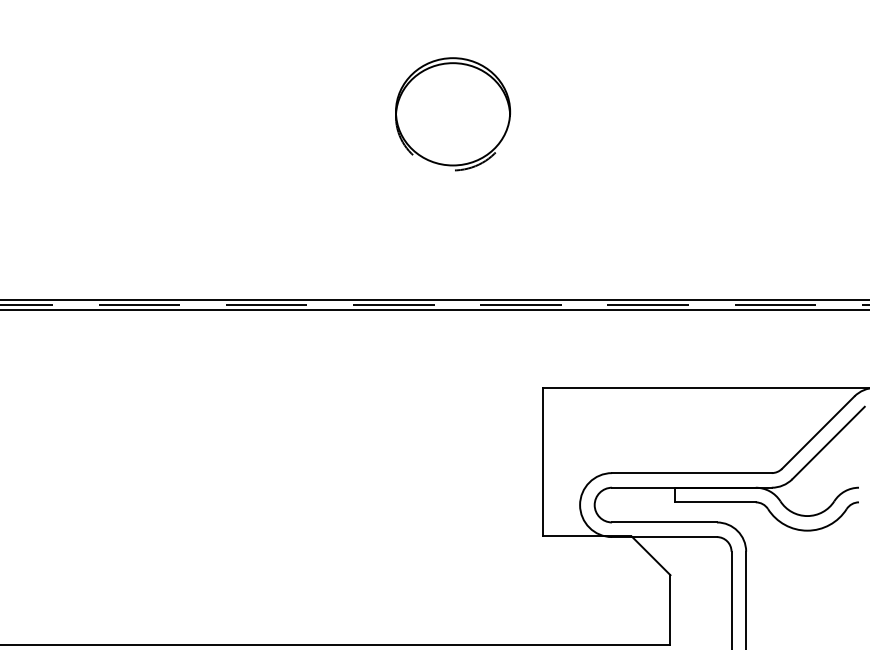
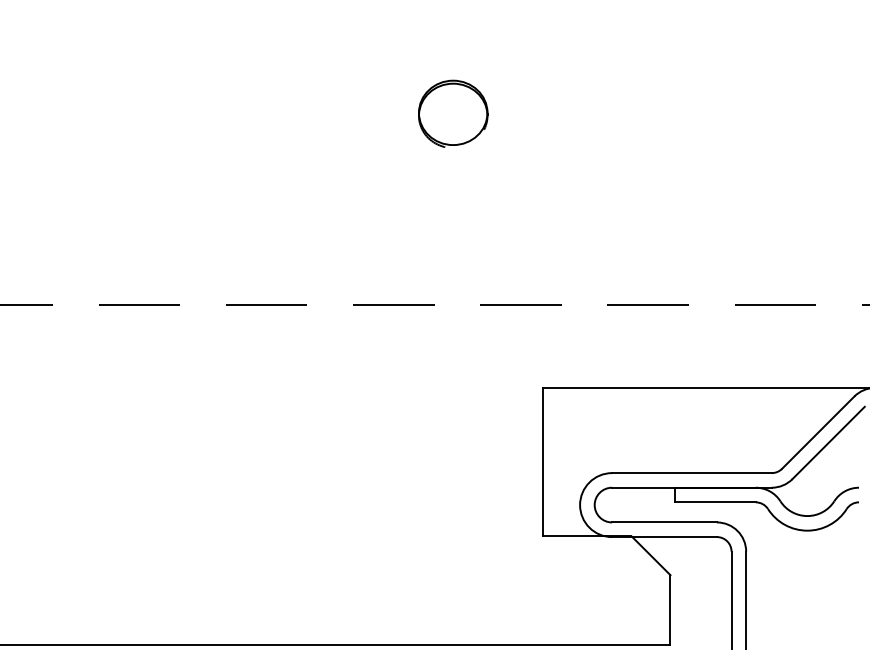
part size: 117x115 px -> 71x69 px (453, 113)
line: present -> none (434, 299)
line: present -> none (434, 309)
